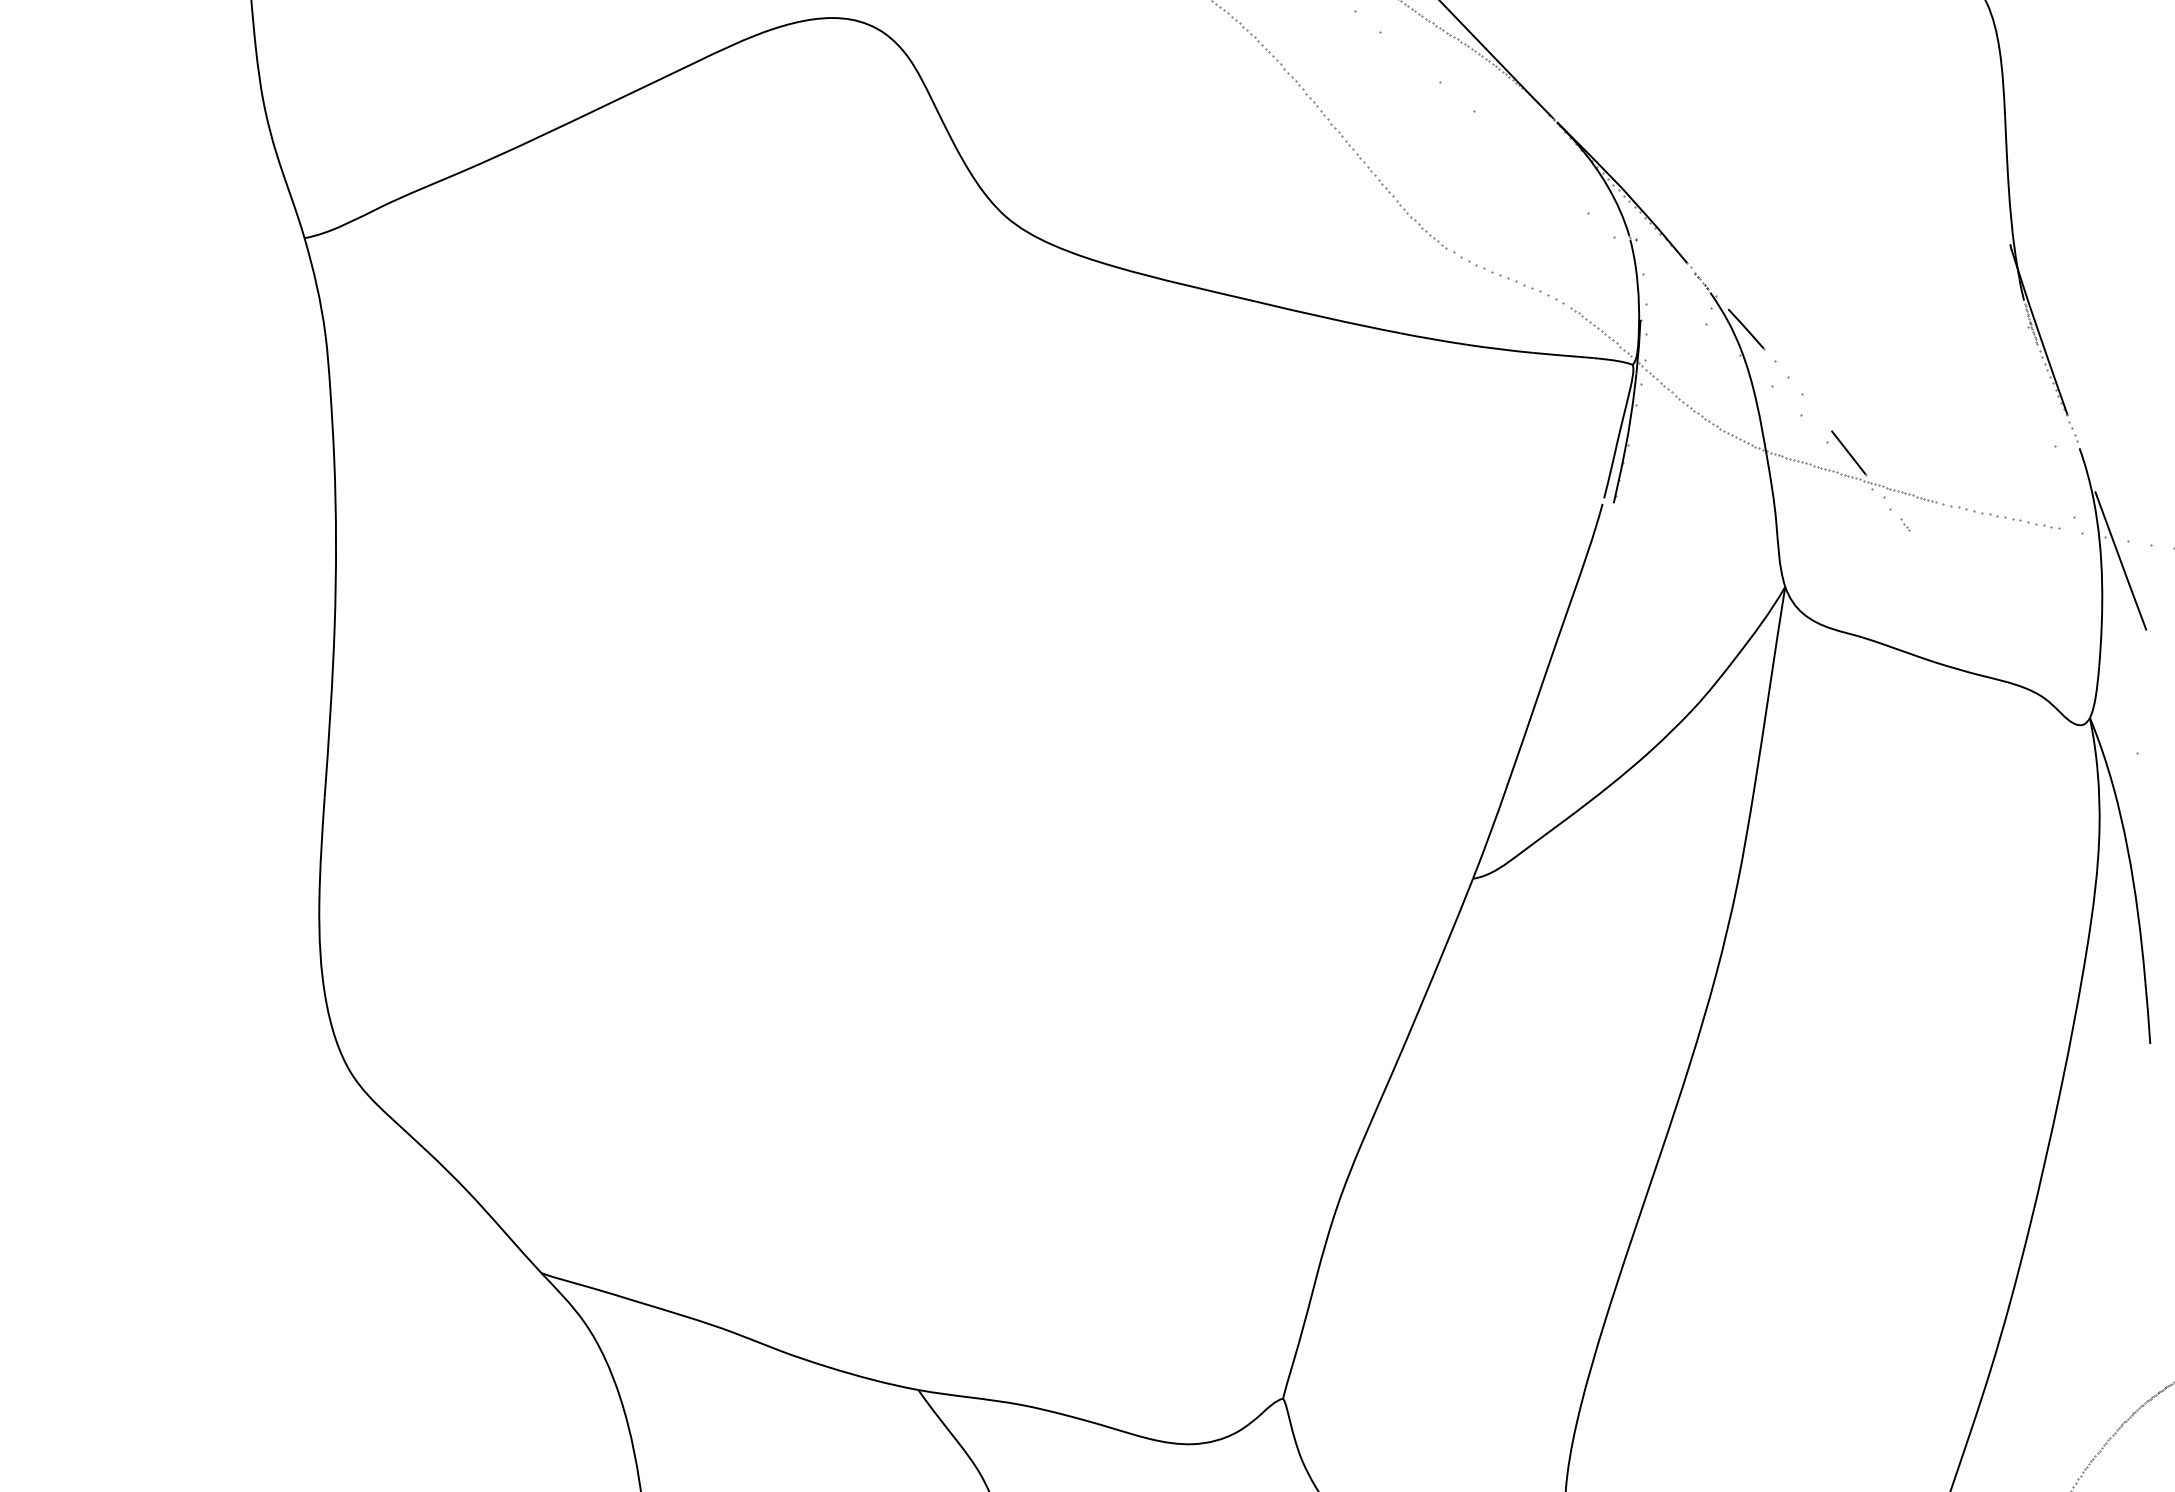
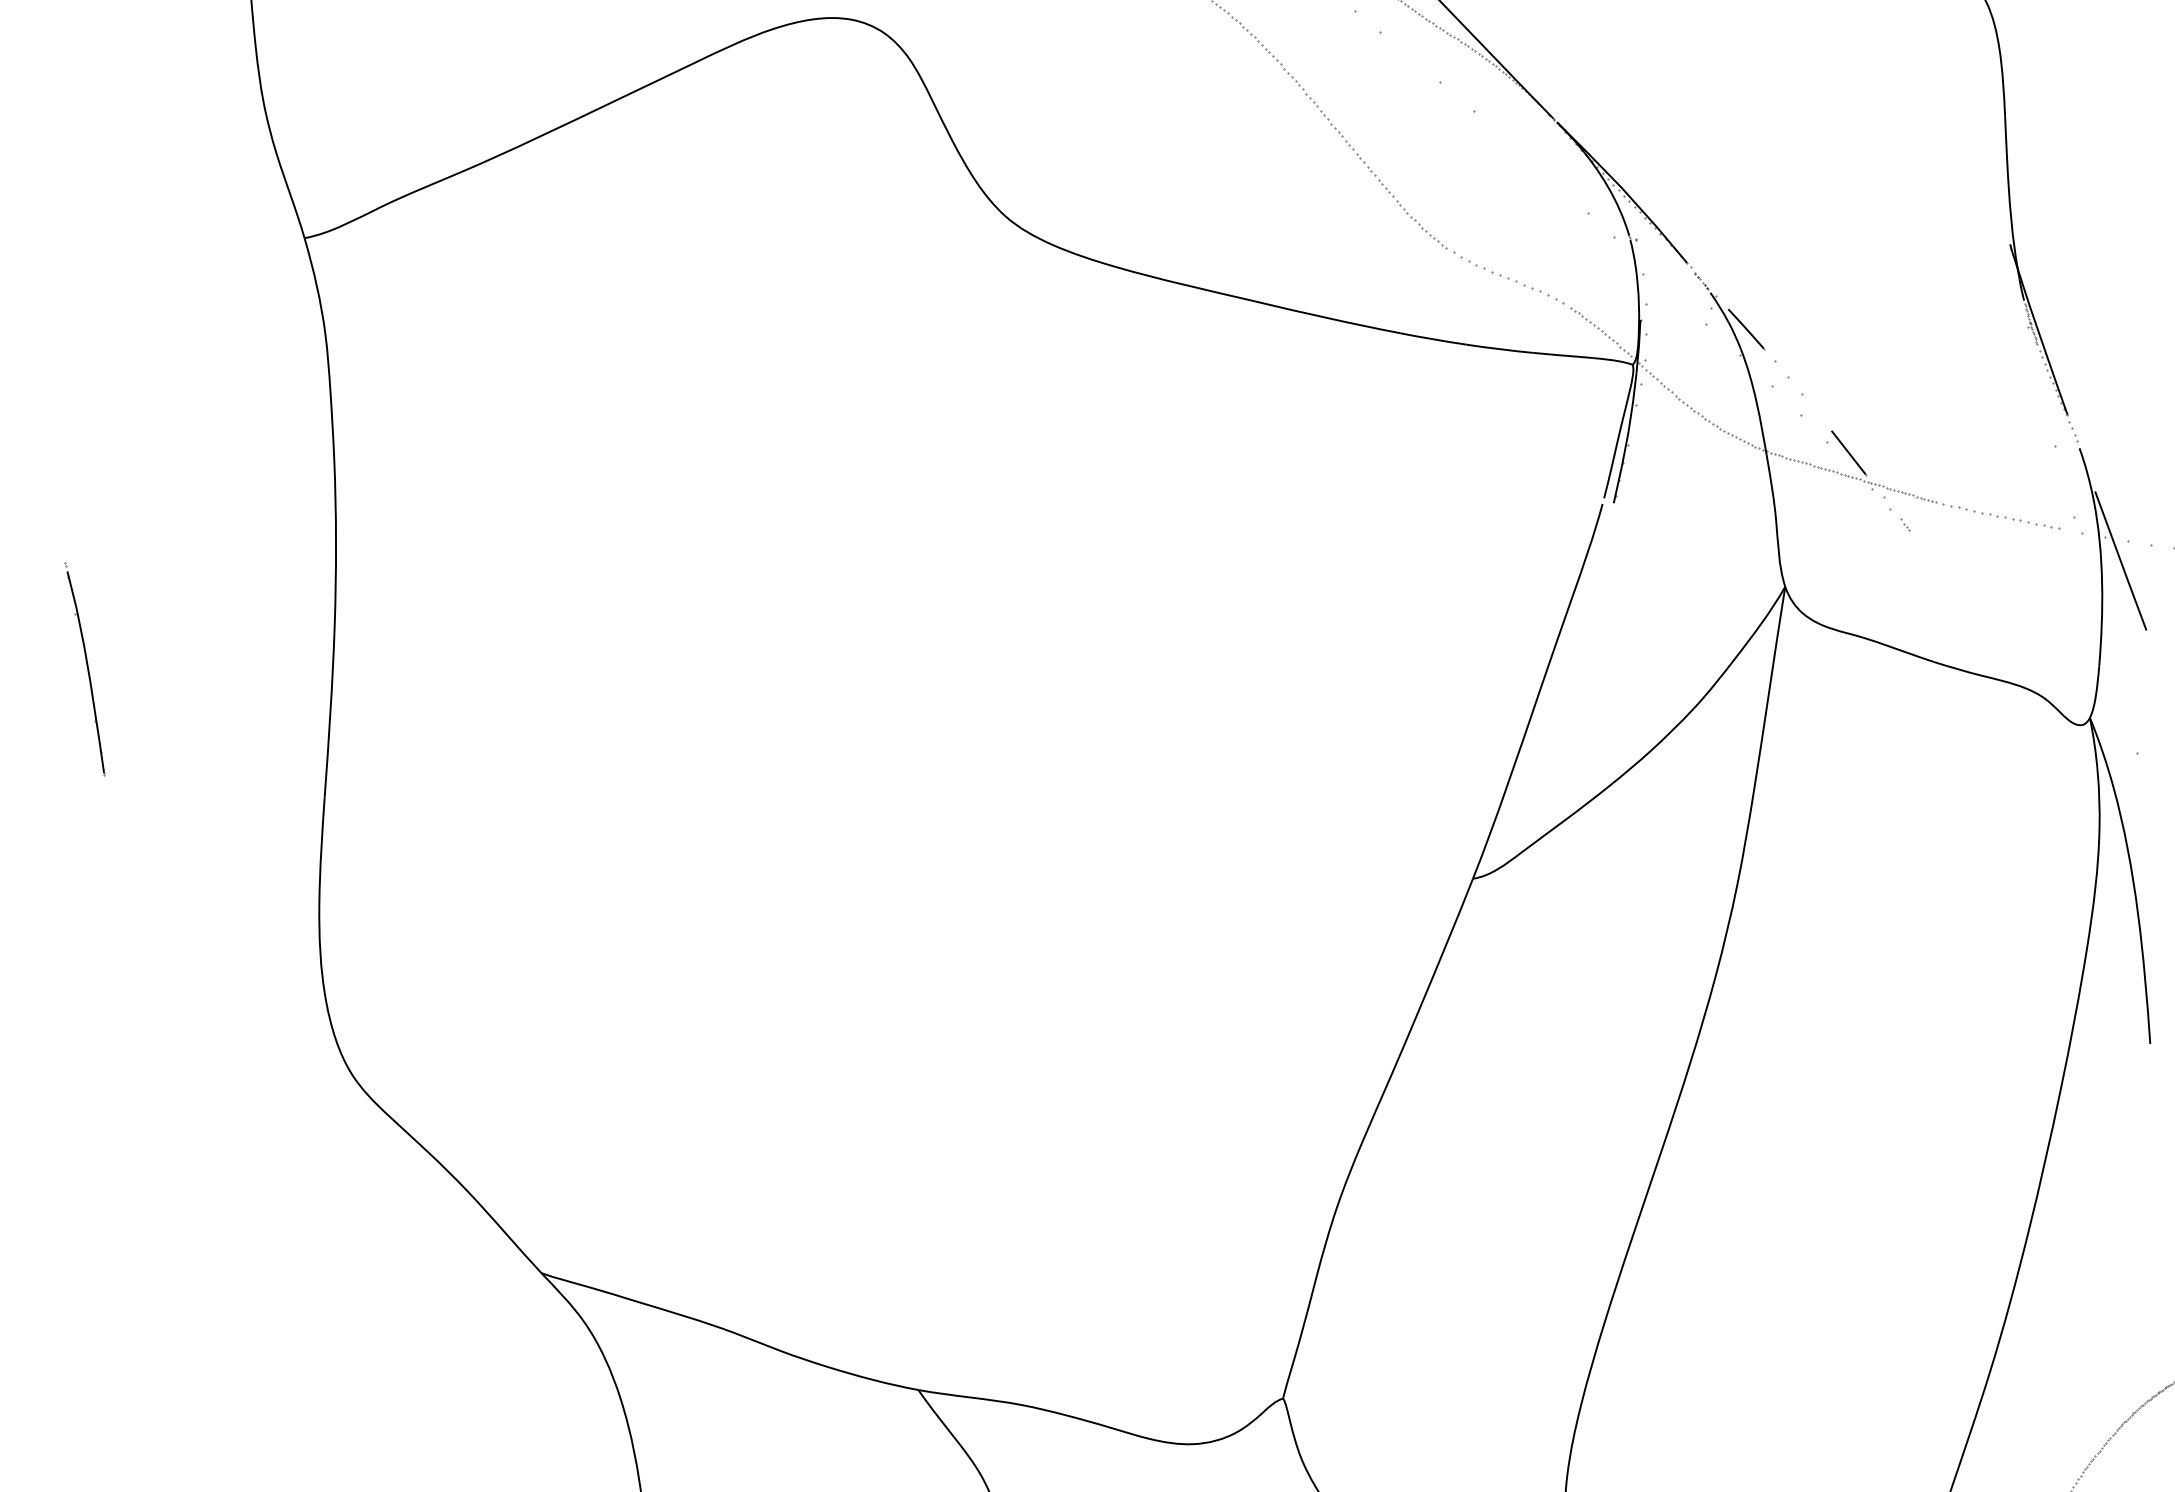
part: none -> present (84, 669)
